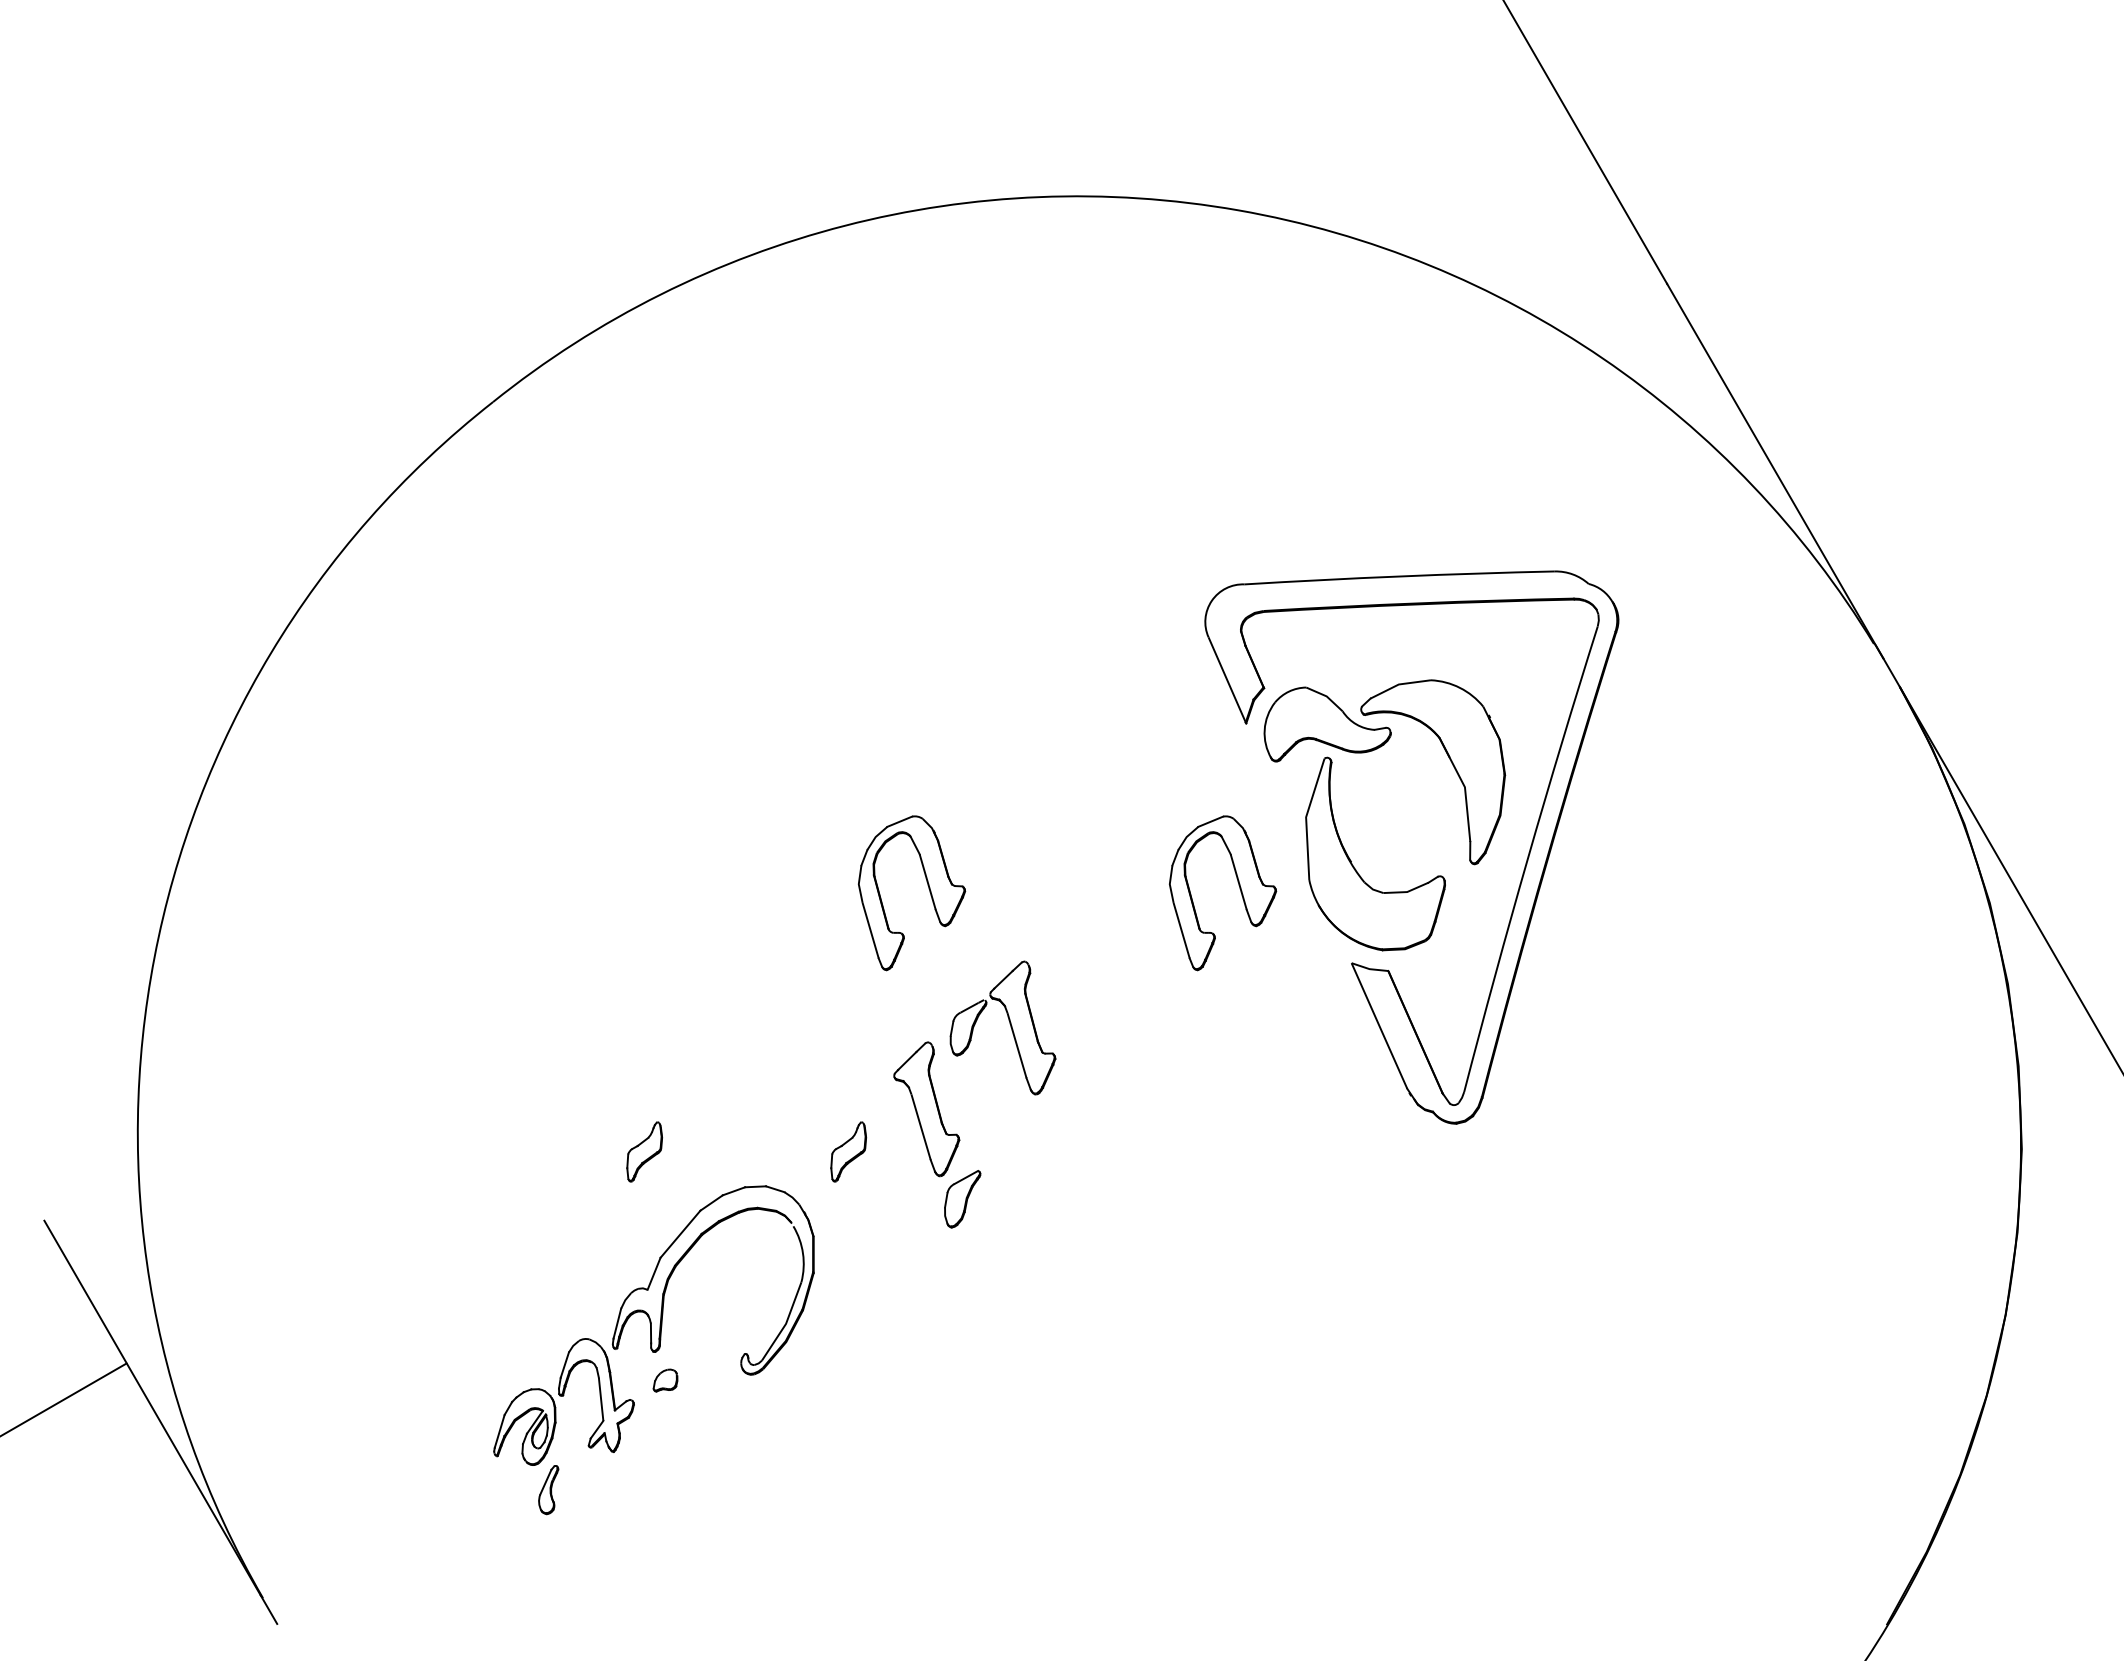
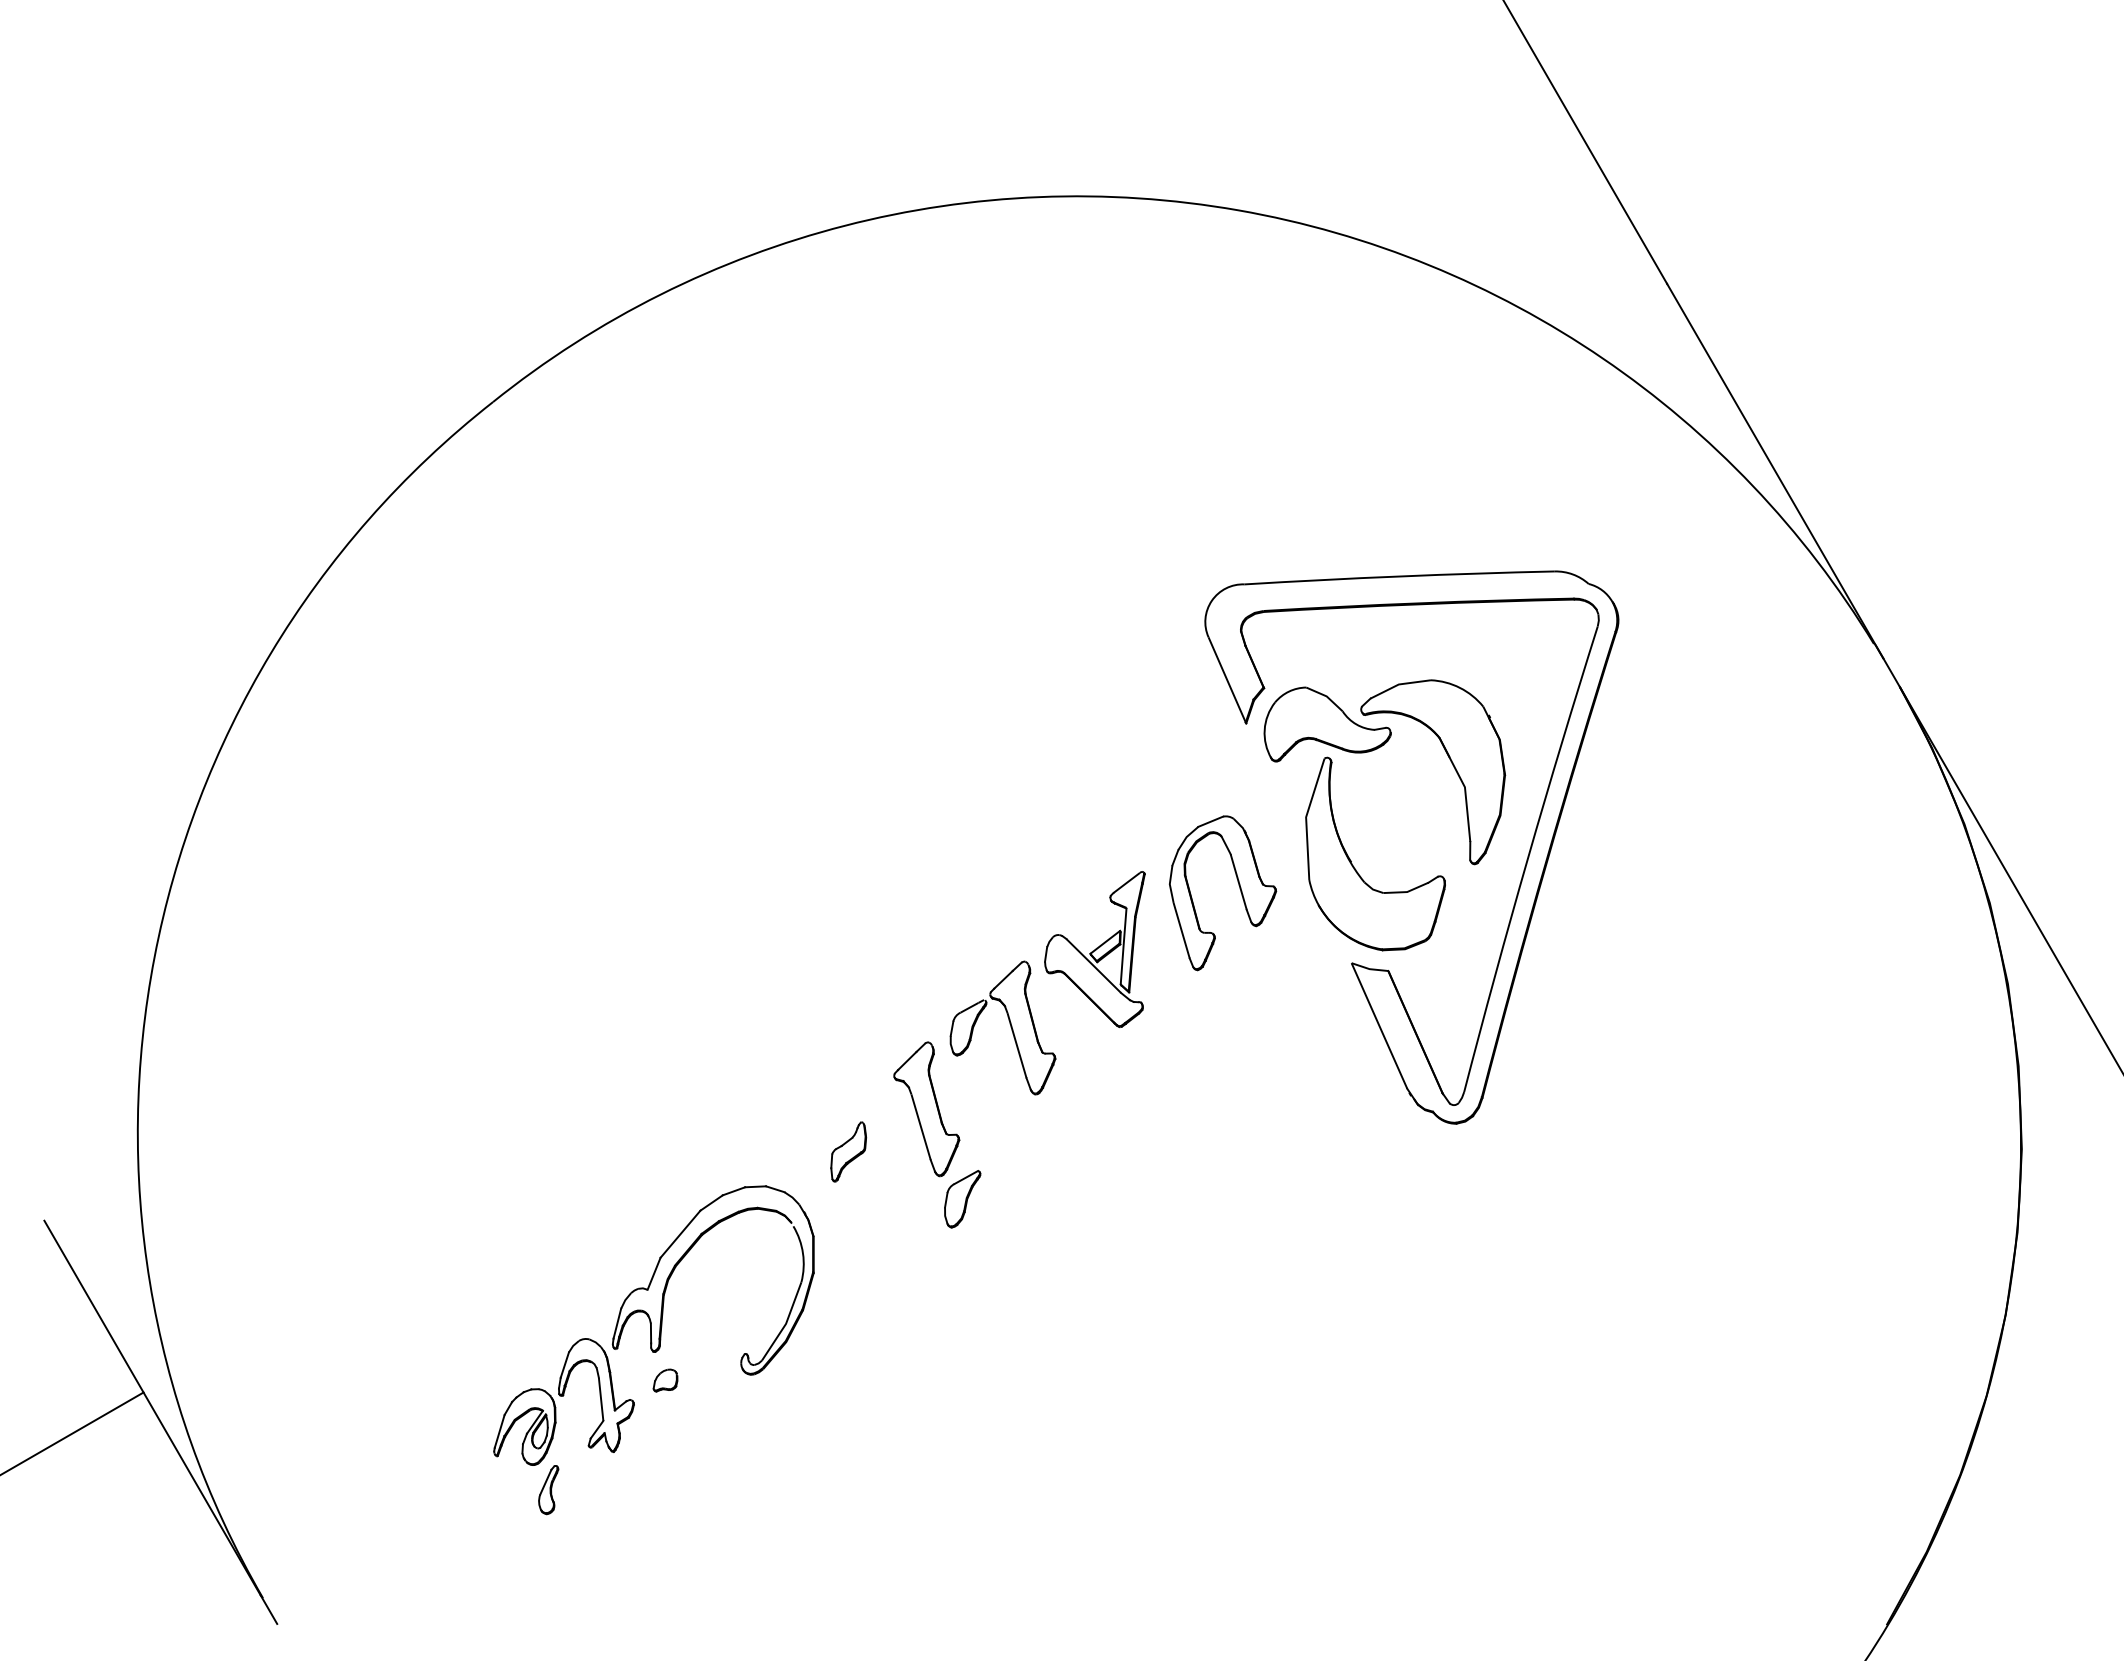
part: present -> none (928, 889)
part: none -> present (1094, 949)
part: present -> none (644, 1151)
line position: (64, 1399) -> (72, 1433) (72, 1433)
